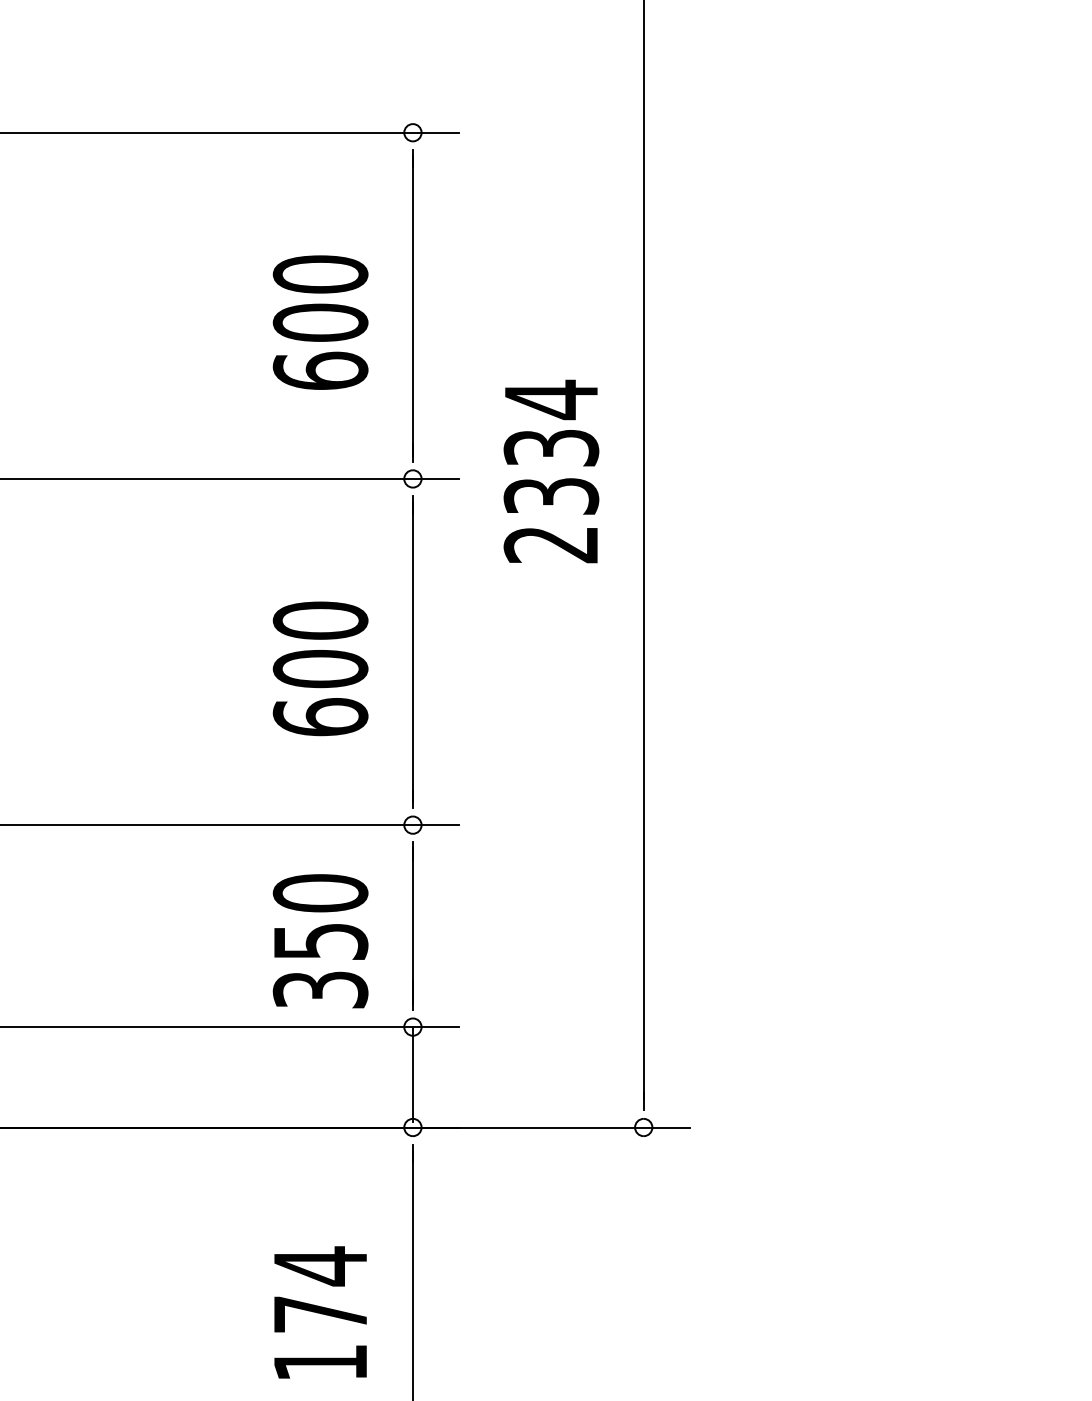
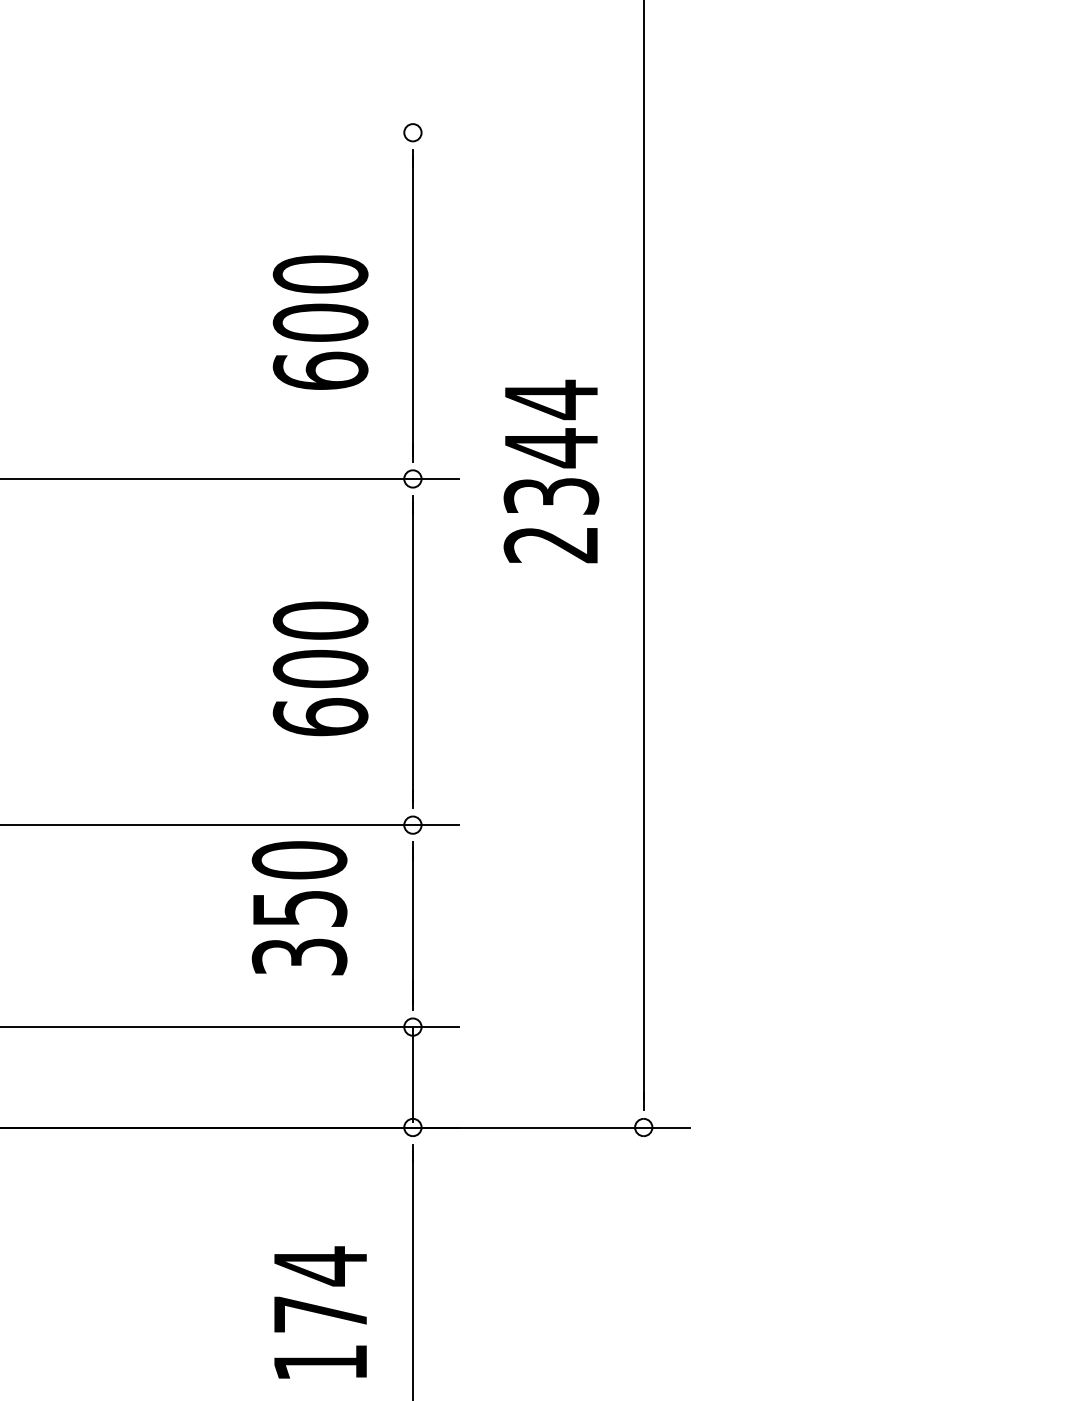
line: present -> none (230, 132)
text: 2334 -> 2344 (551, 448)
text position: (320, 941) -> (299, 908) (299, 908)
